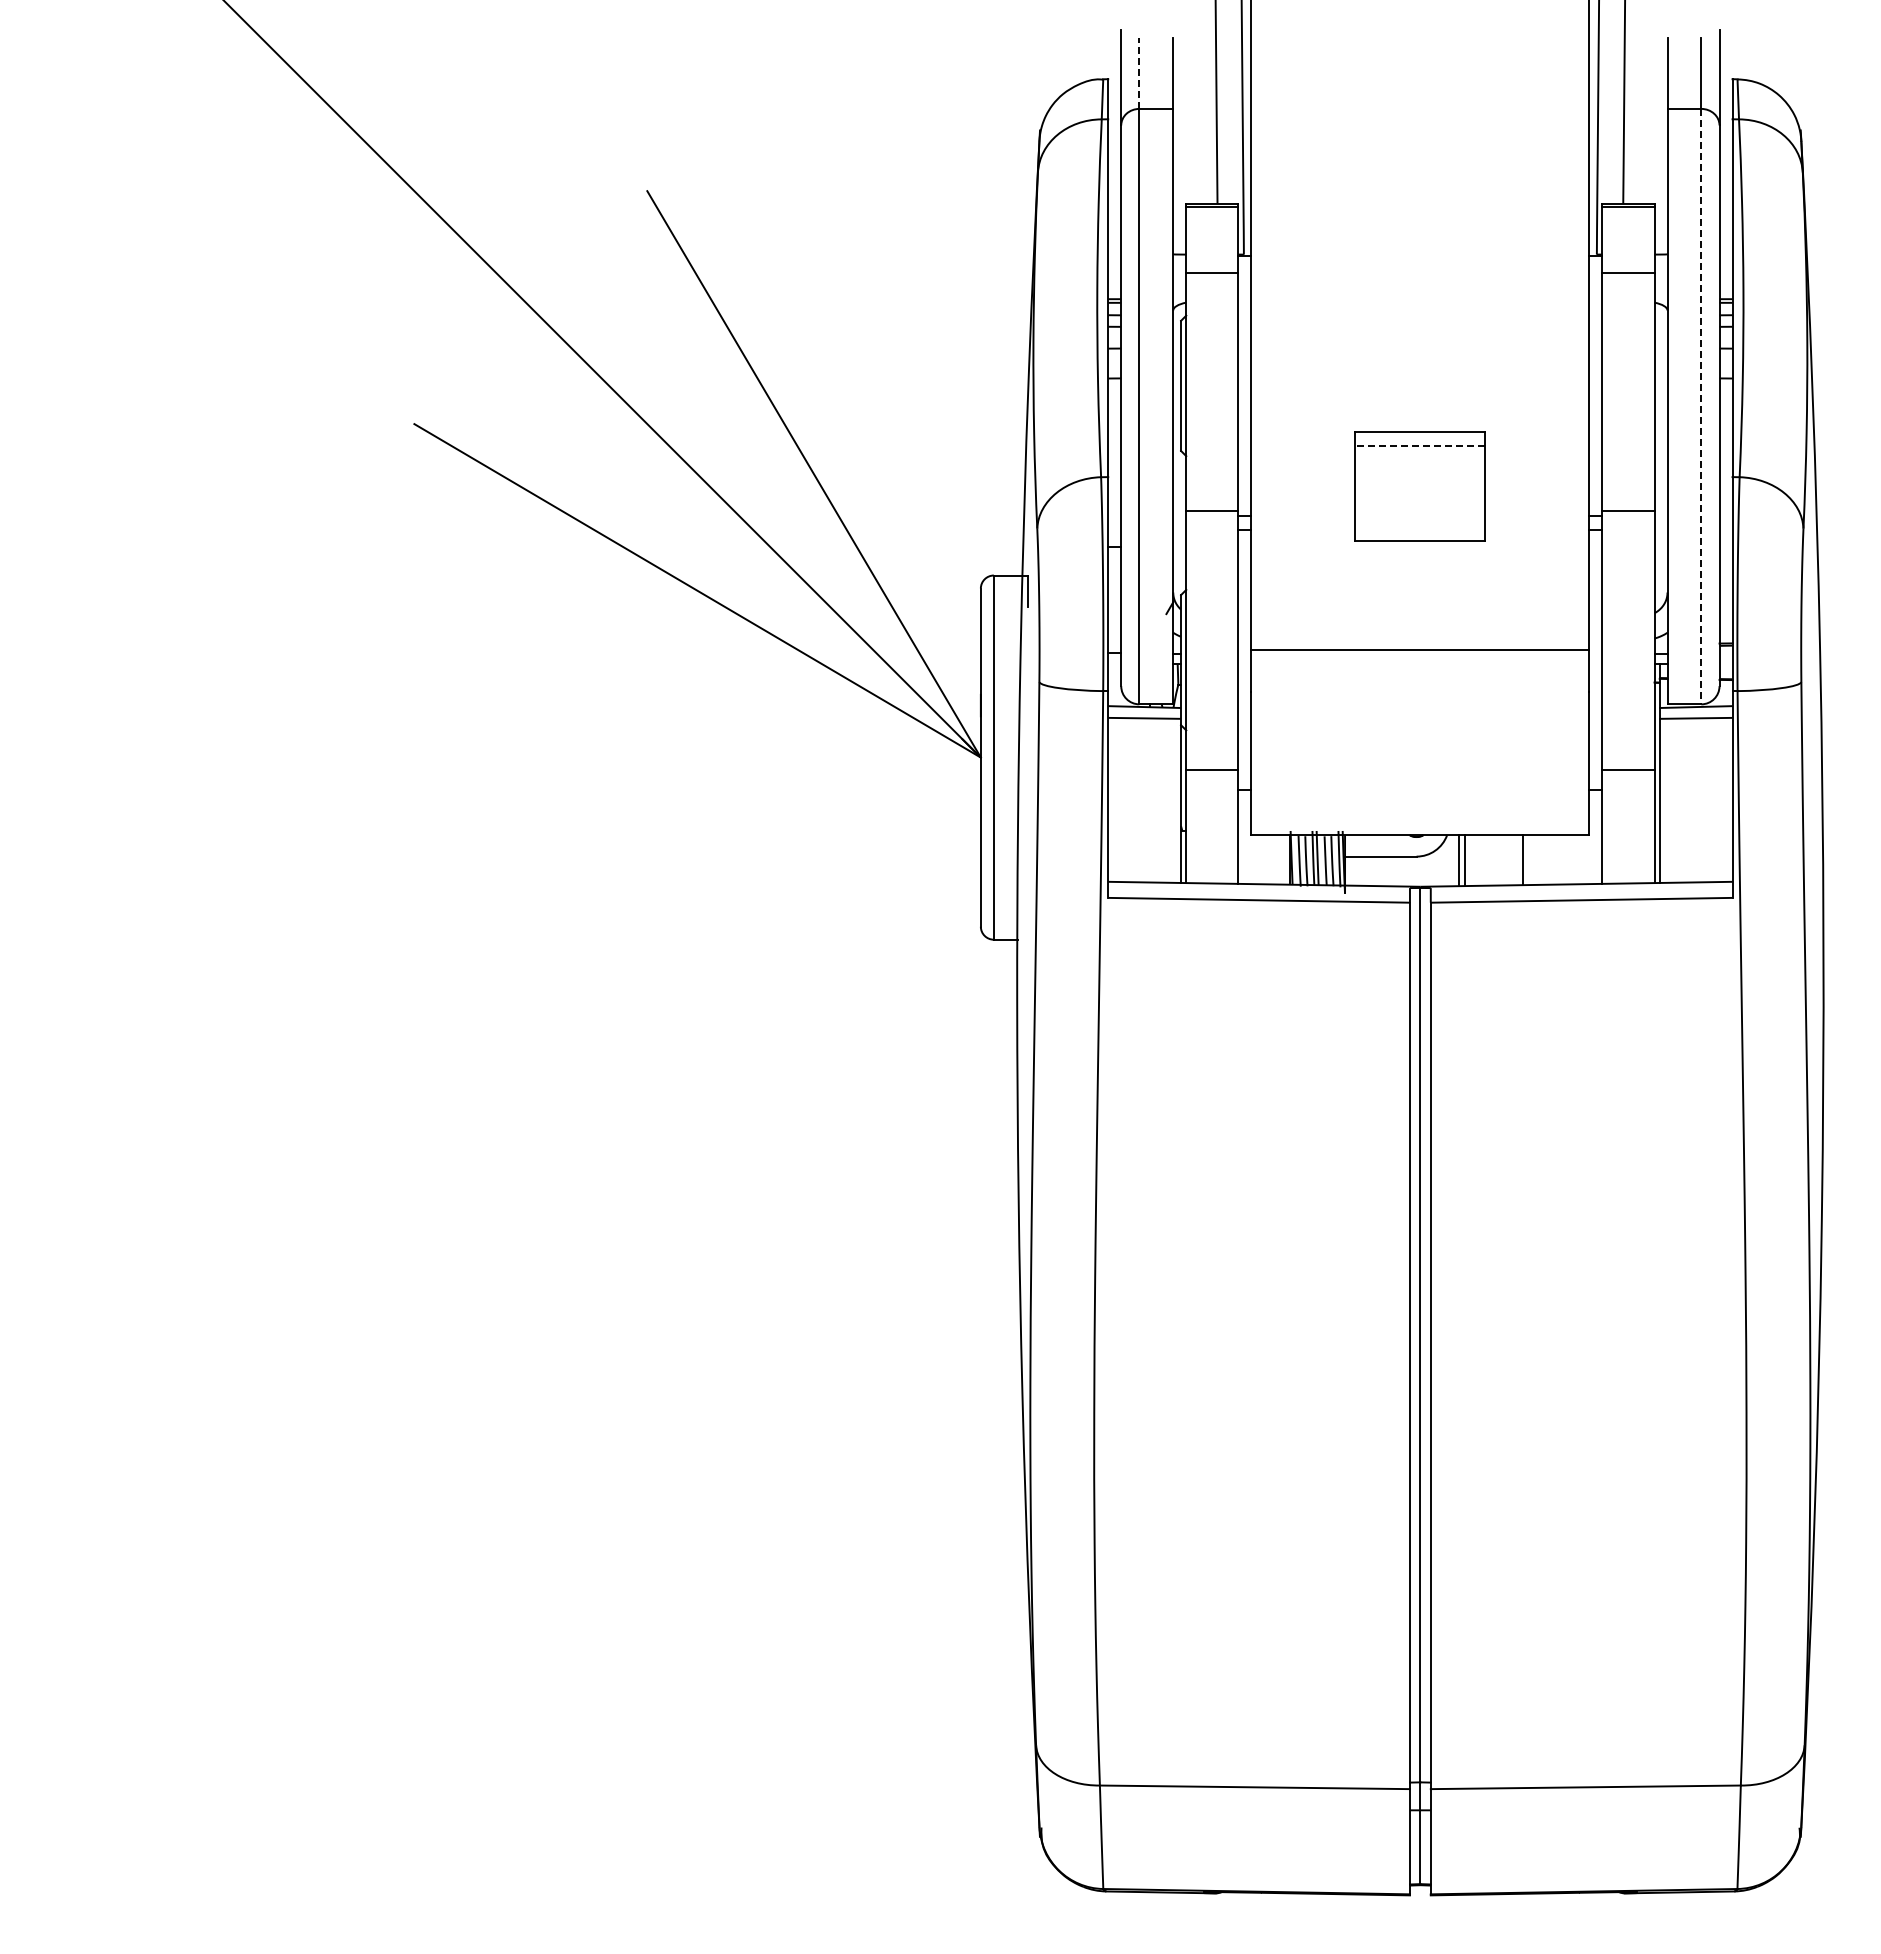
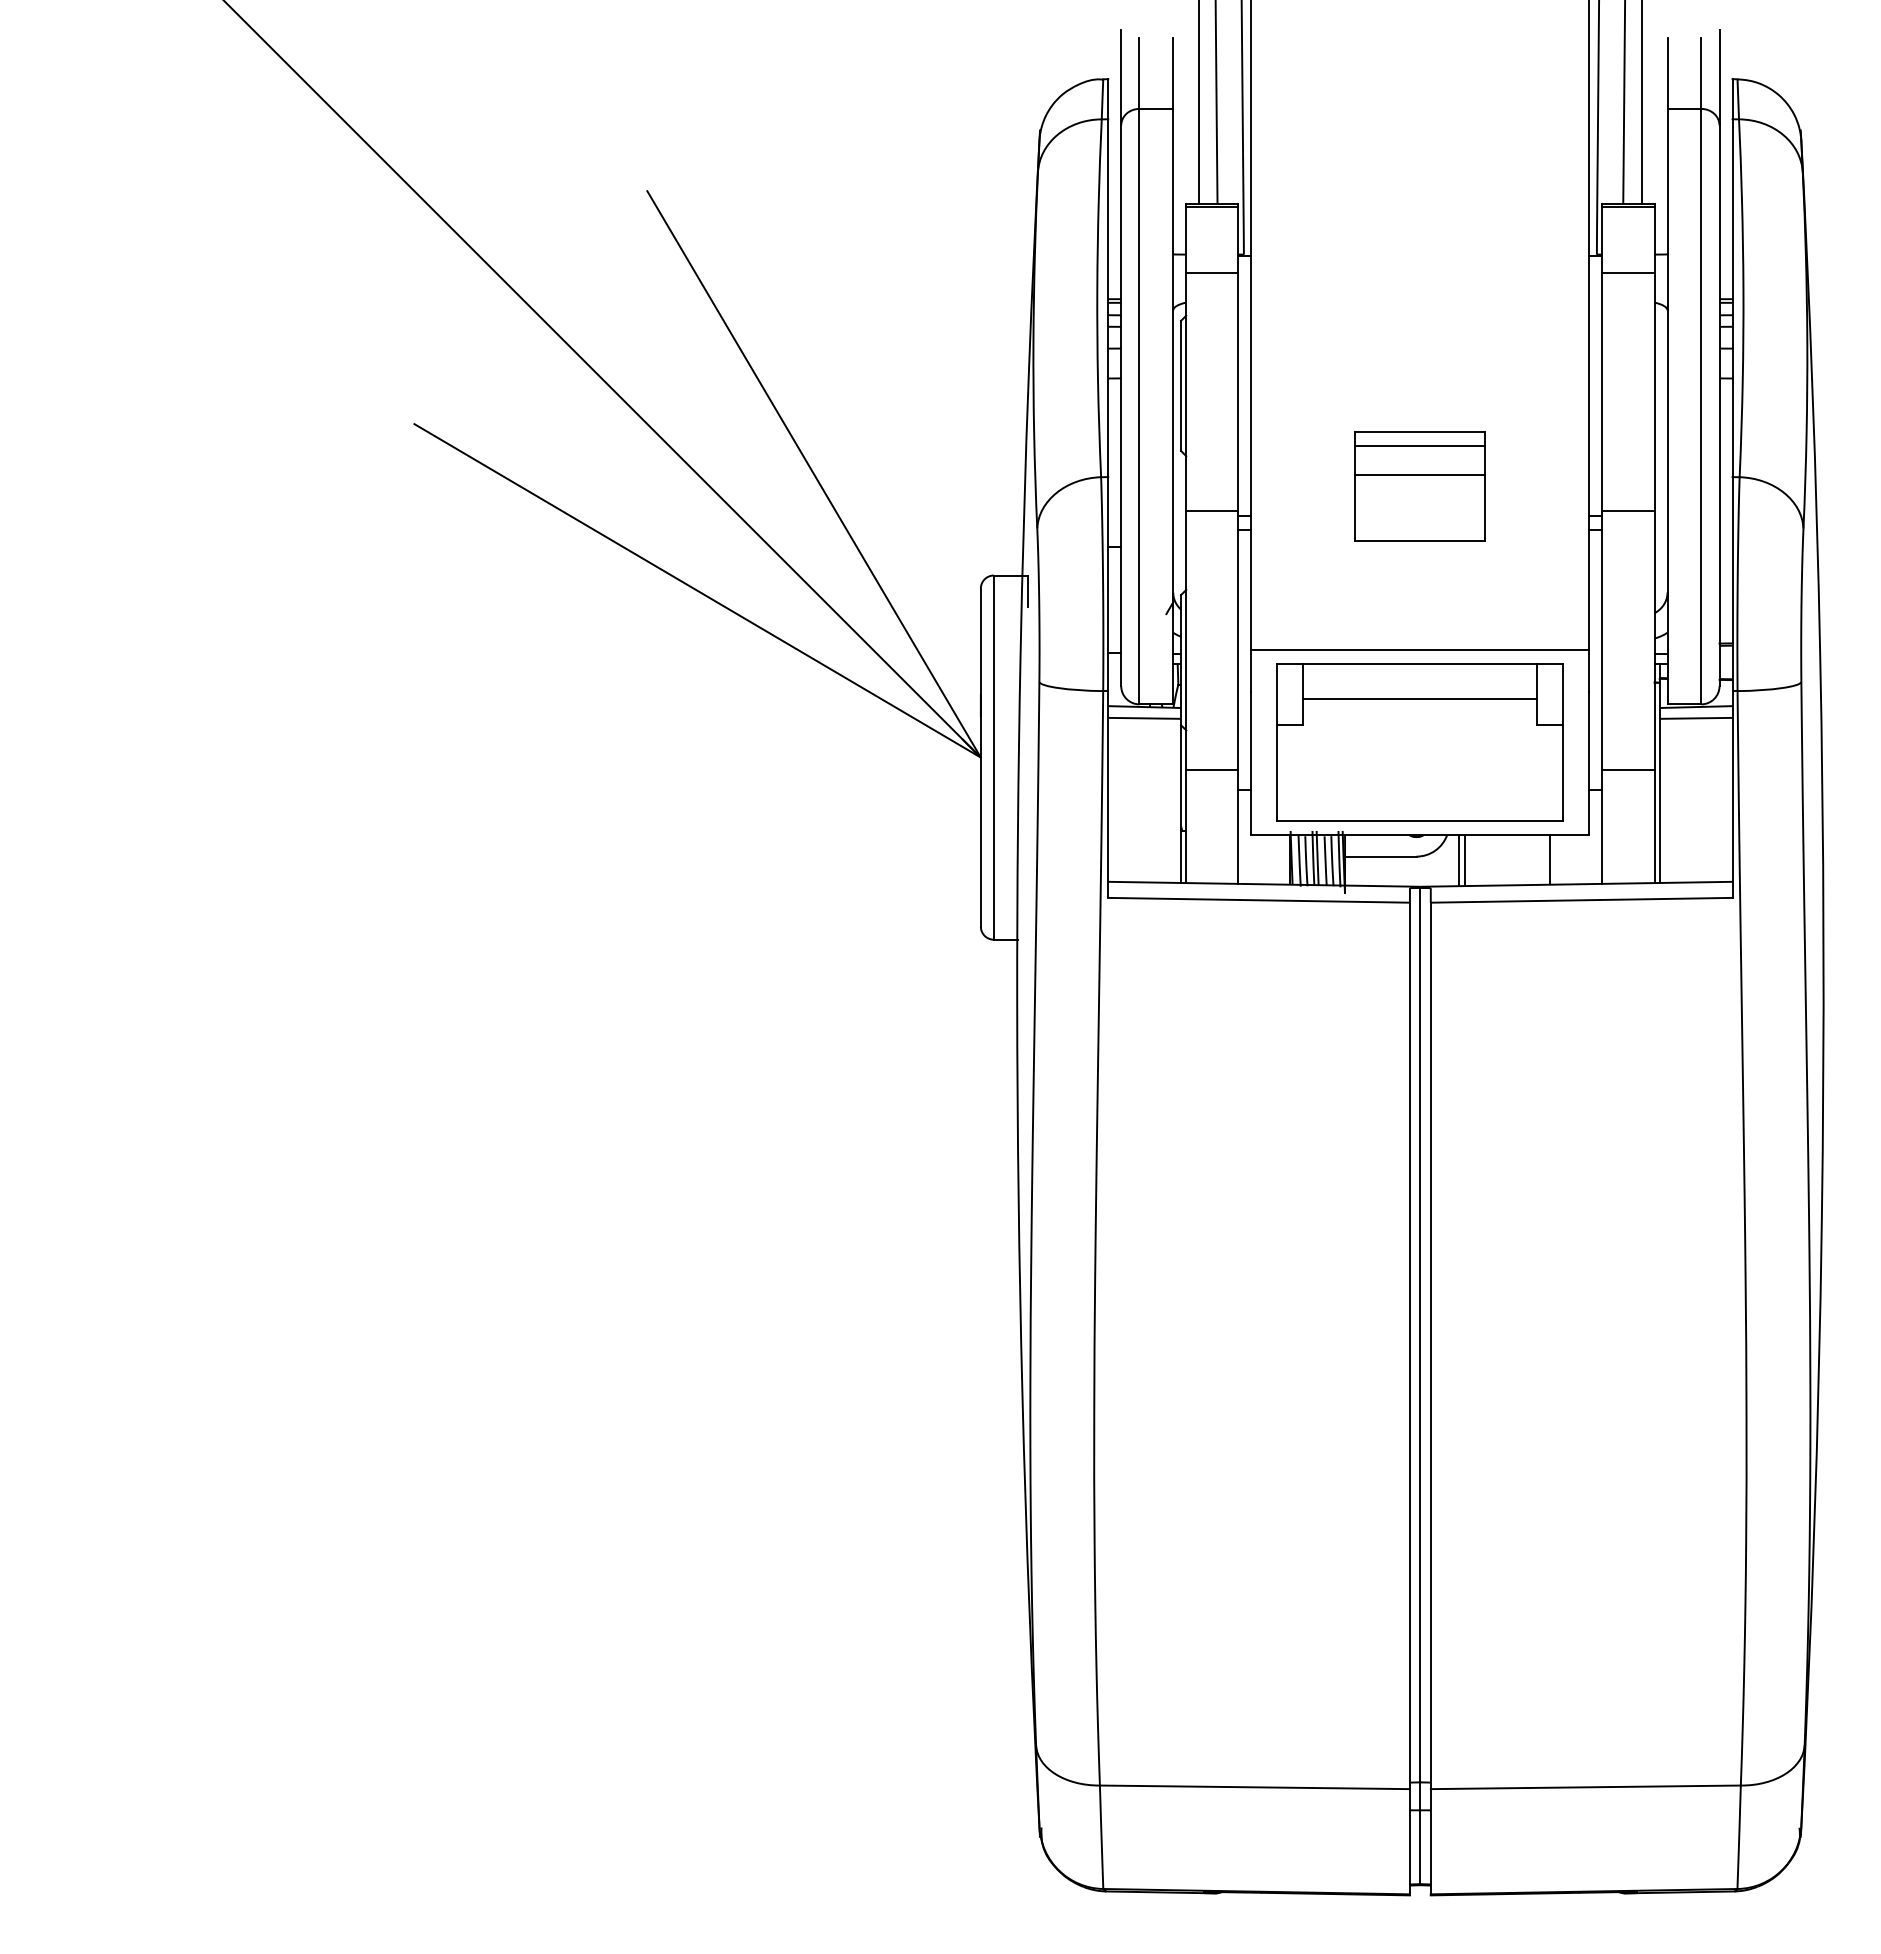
line: dashed -> solid (1139, 73)
line: none -> present (1199, 102)
line: none -> present (1641, 102)
line: dashed -> solid (1701, 406)
line: dashed -> solid (1419, 446)
line: none -> present (1420, 474)
part: none -> present (1419, 742)
line position: (1523, 859) -> (1550, 859) (1550, 859)
